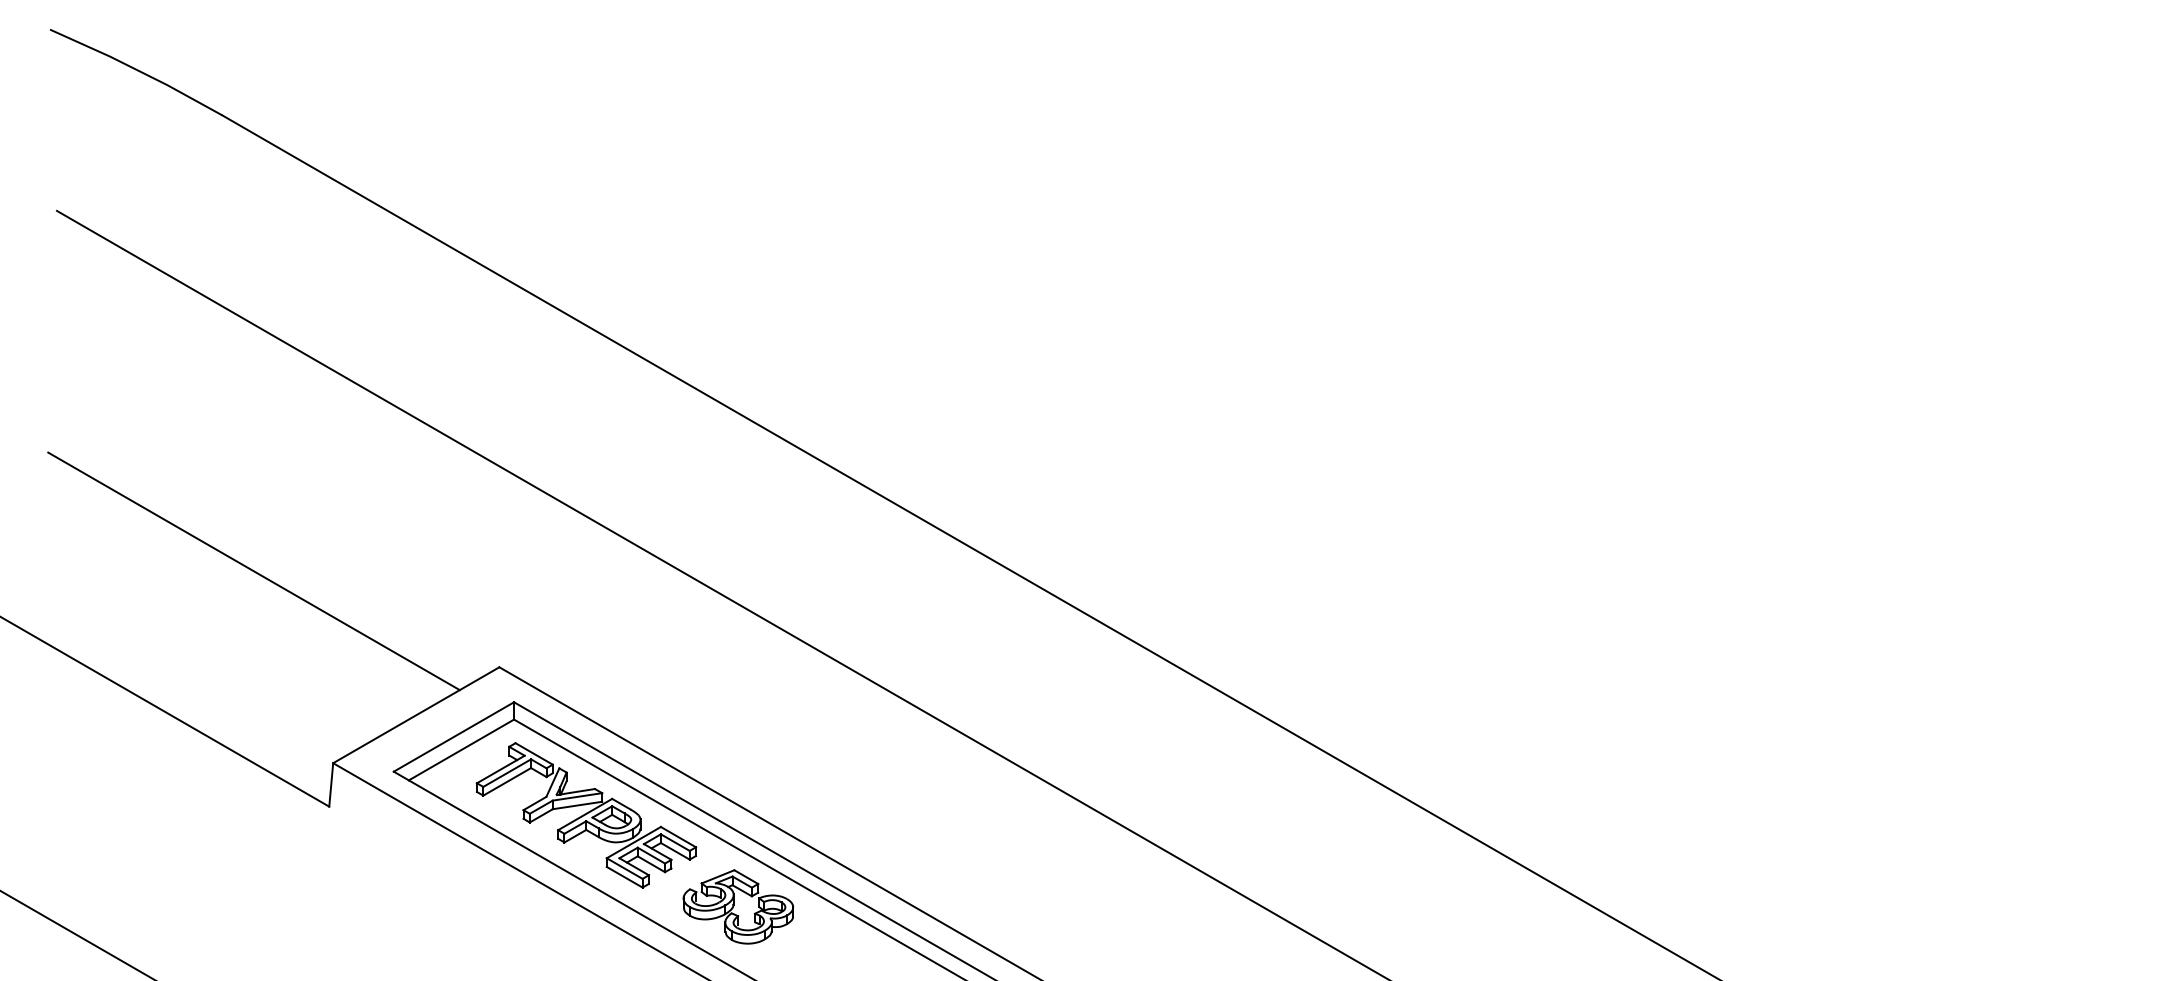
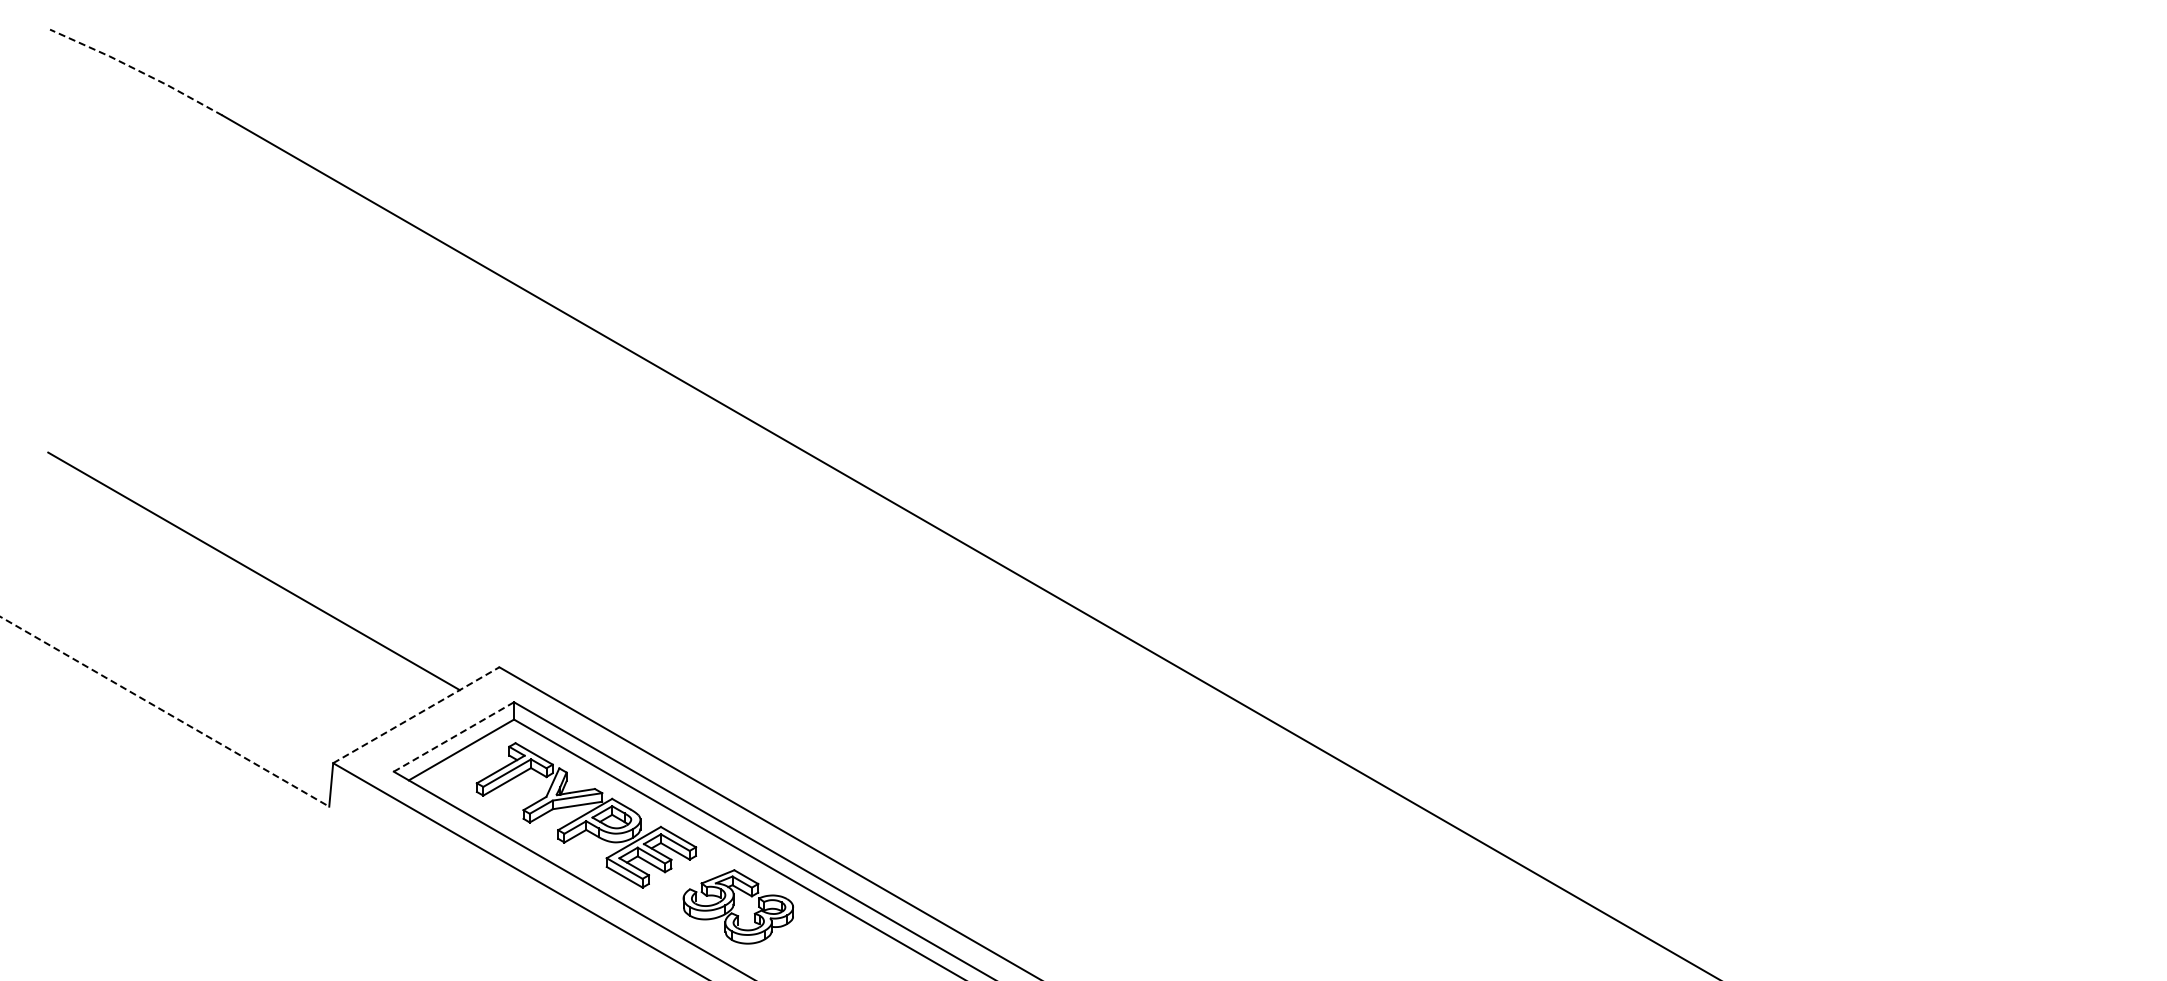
line: solid -> dashed (137, 70)
line: present -> none (720, 593)
line: solid -> dashed (164, 711)
line: solid -> dashed (416, 715)
line: solid -> dashed (453, 737)
line: present -> none (76, 934)
